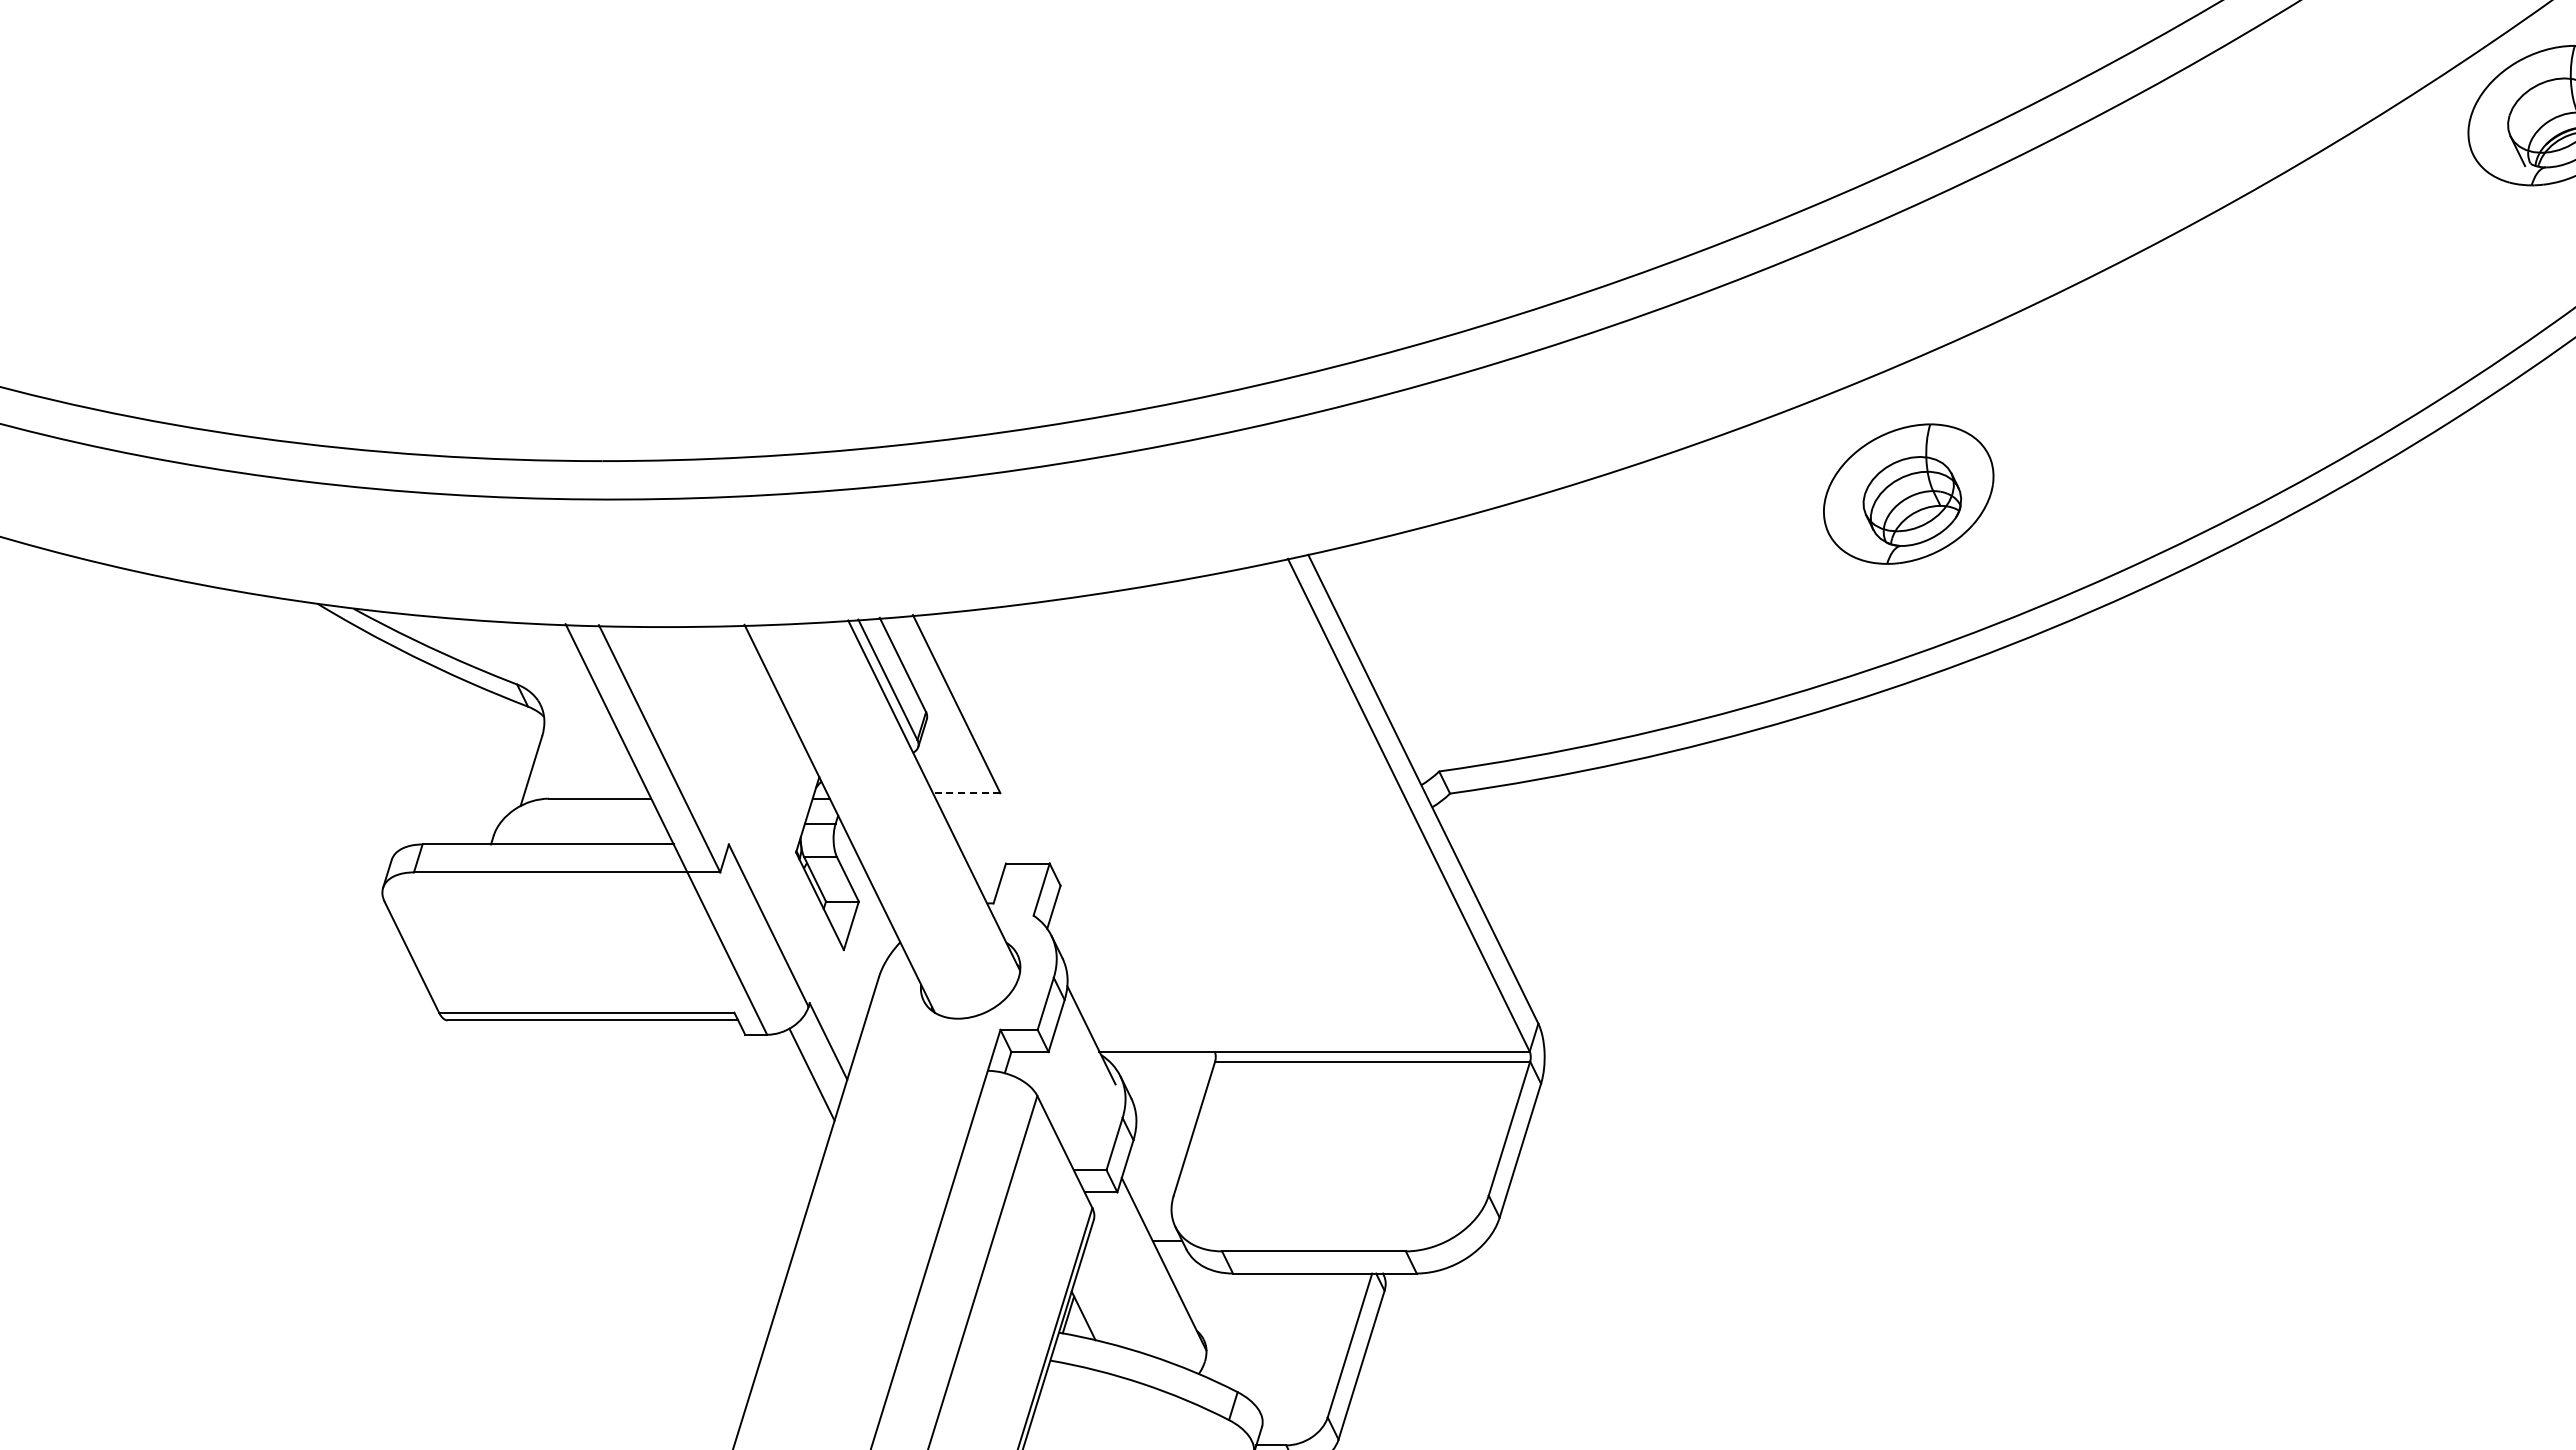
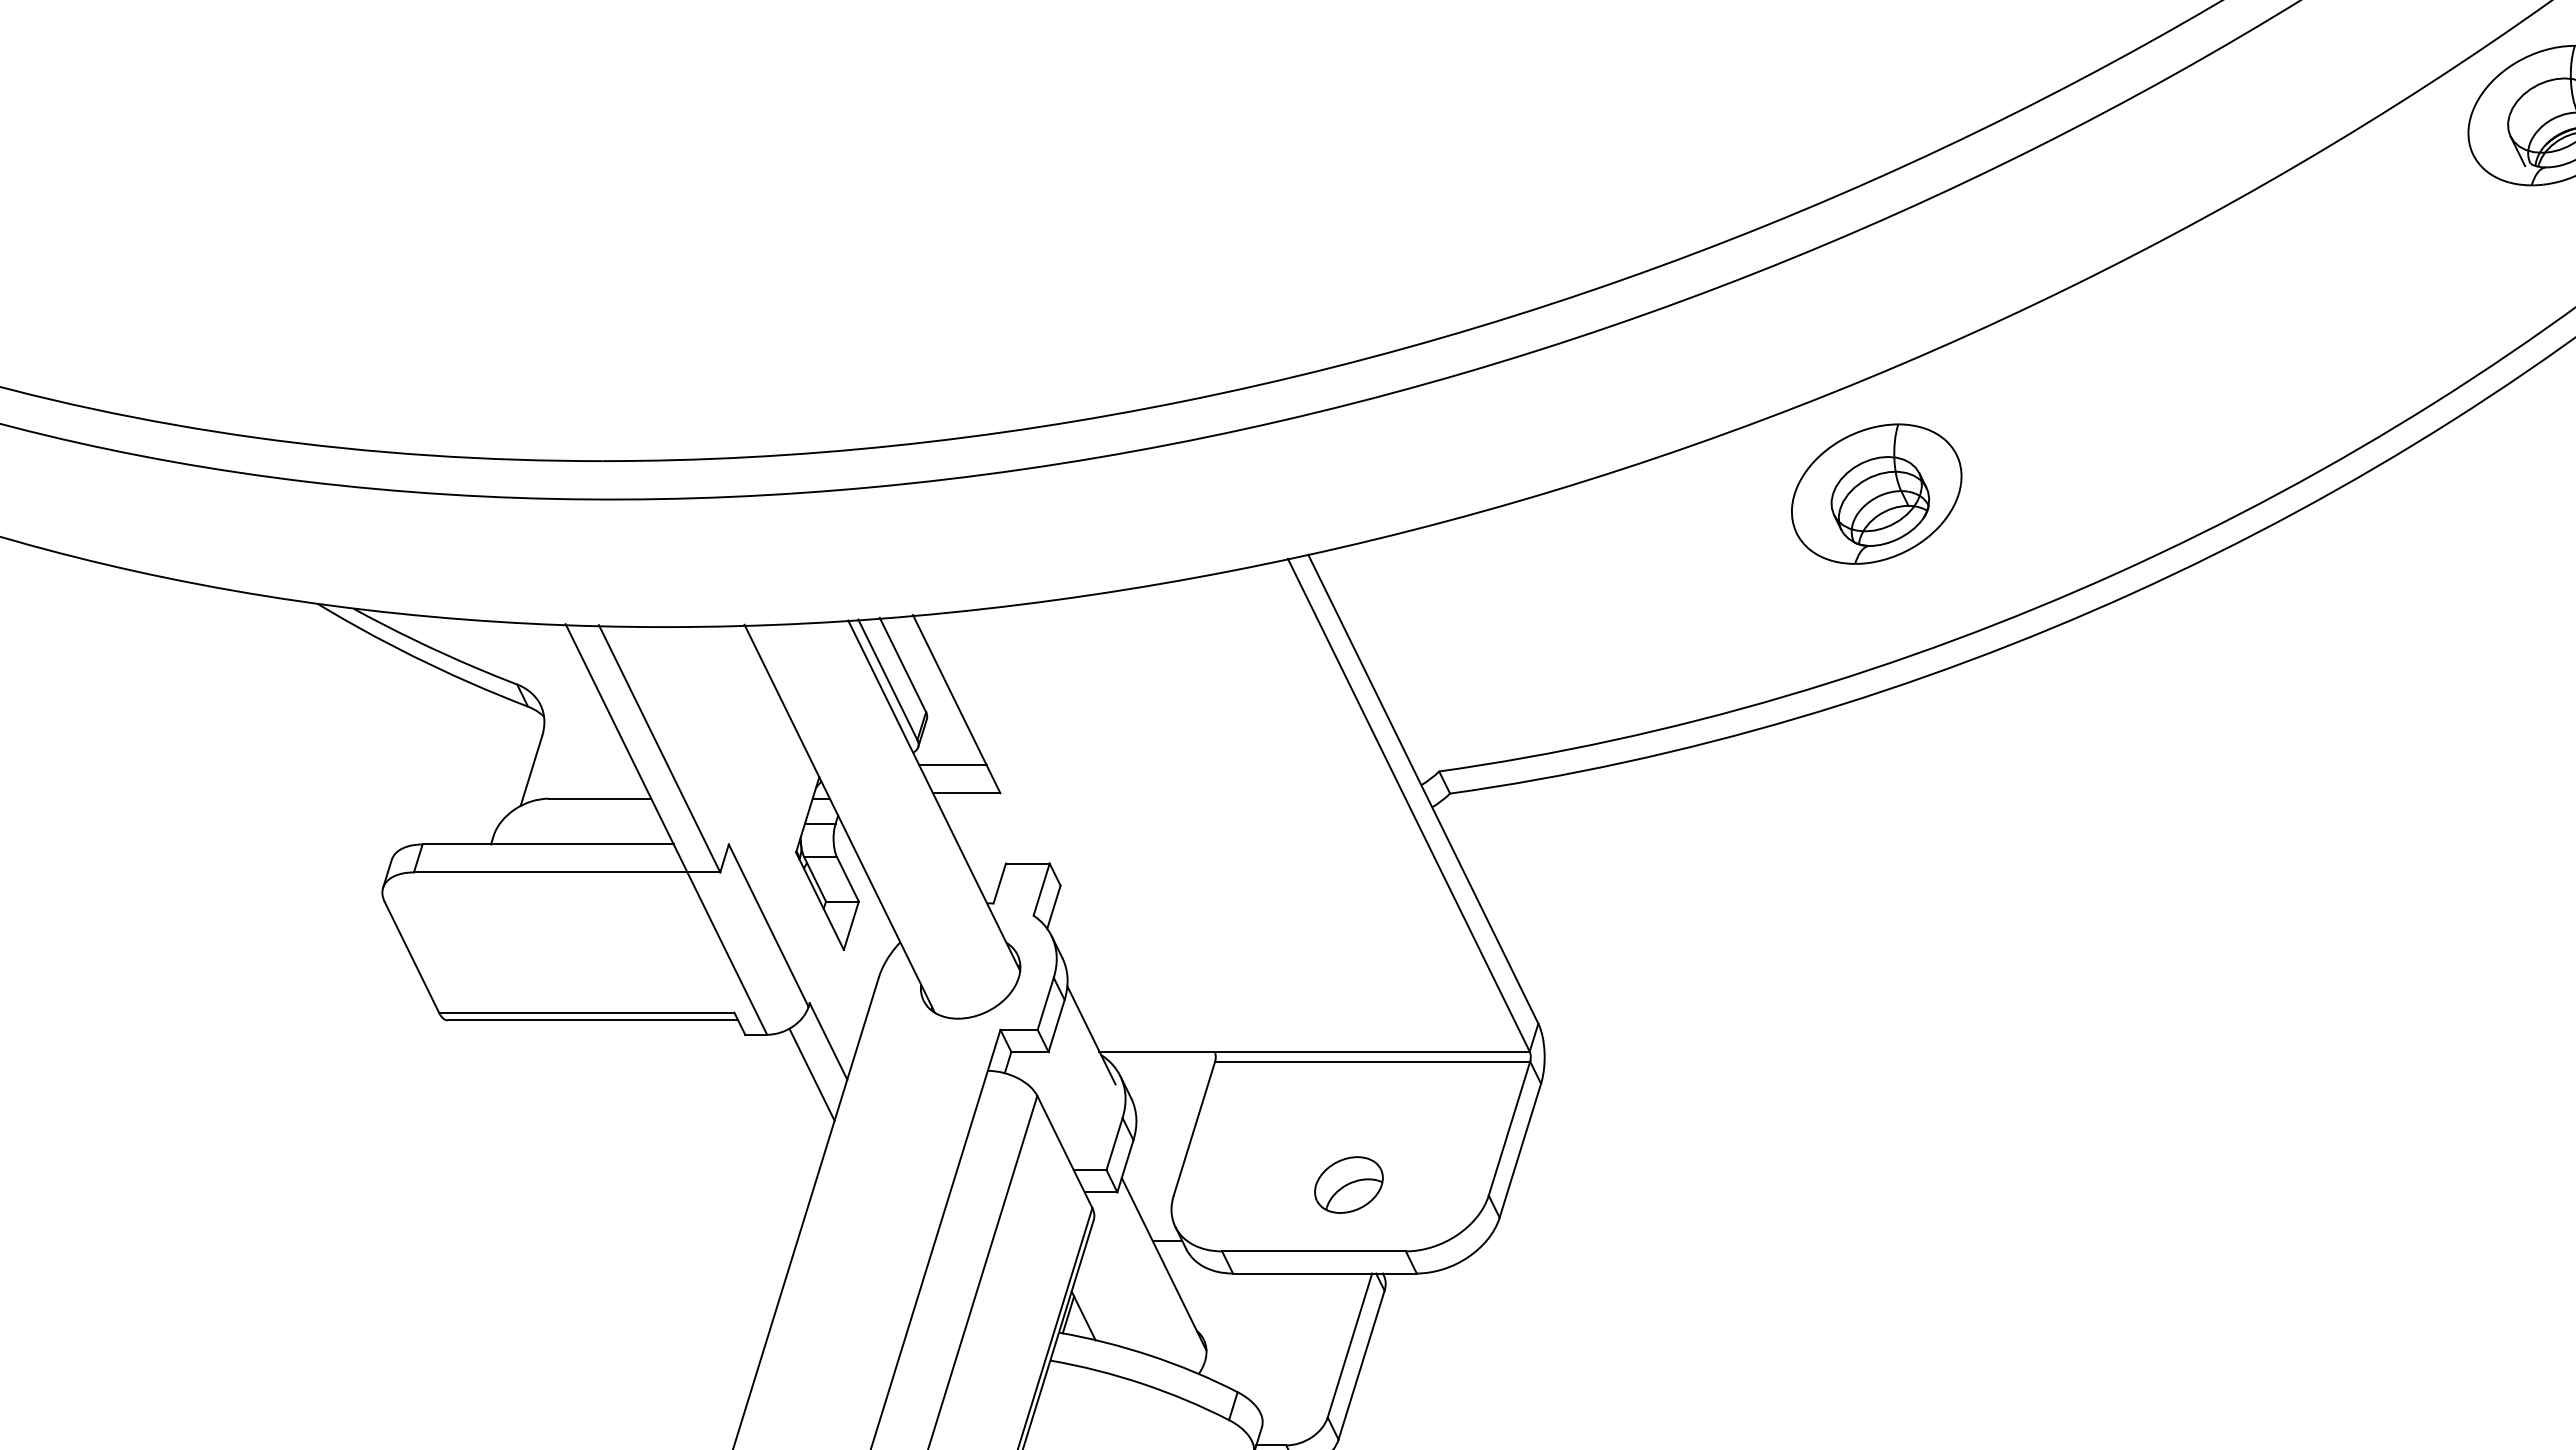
part position: (1908, 493) -> (1876, 493) (1876, 493)
line: none -> present (952, 765)
line: dashed -> solid (966, 793)
part: none -> present (1348, 1184)
